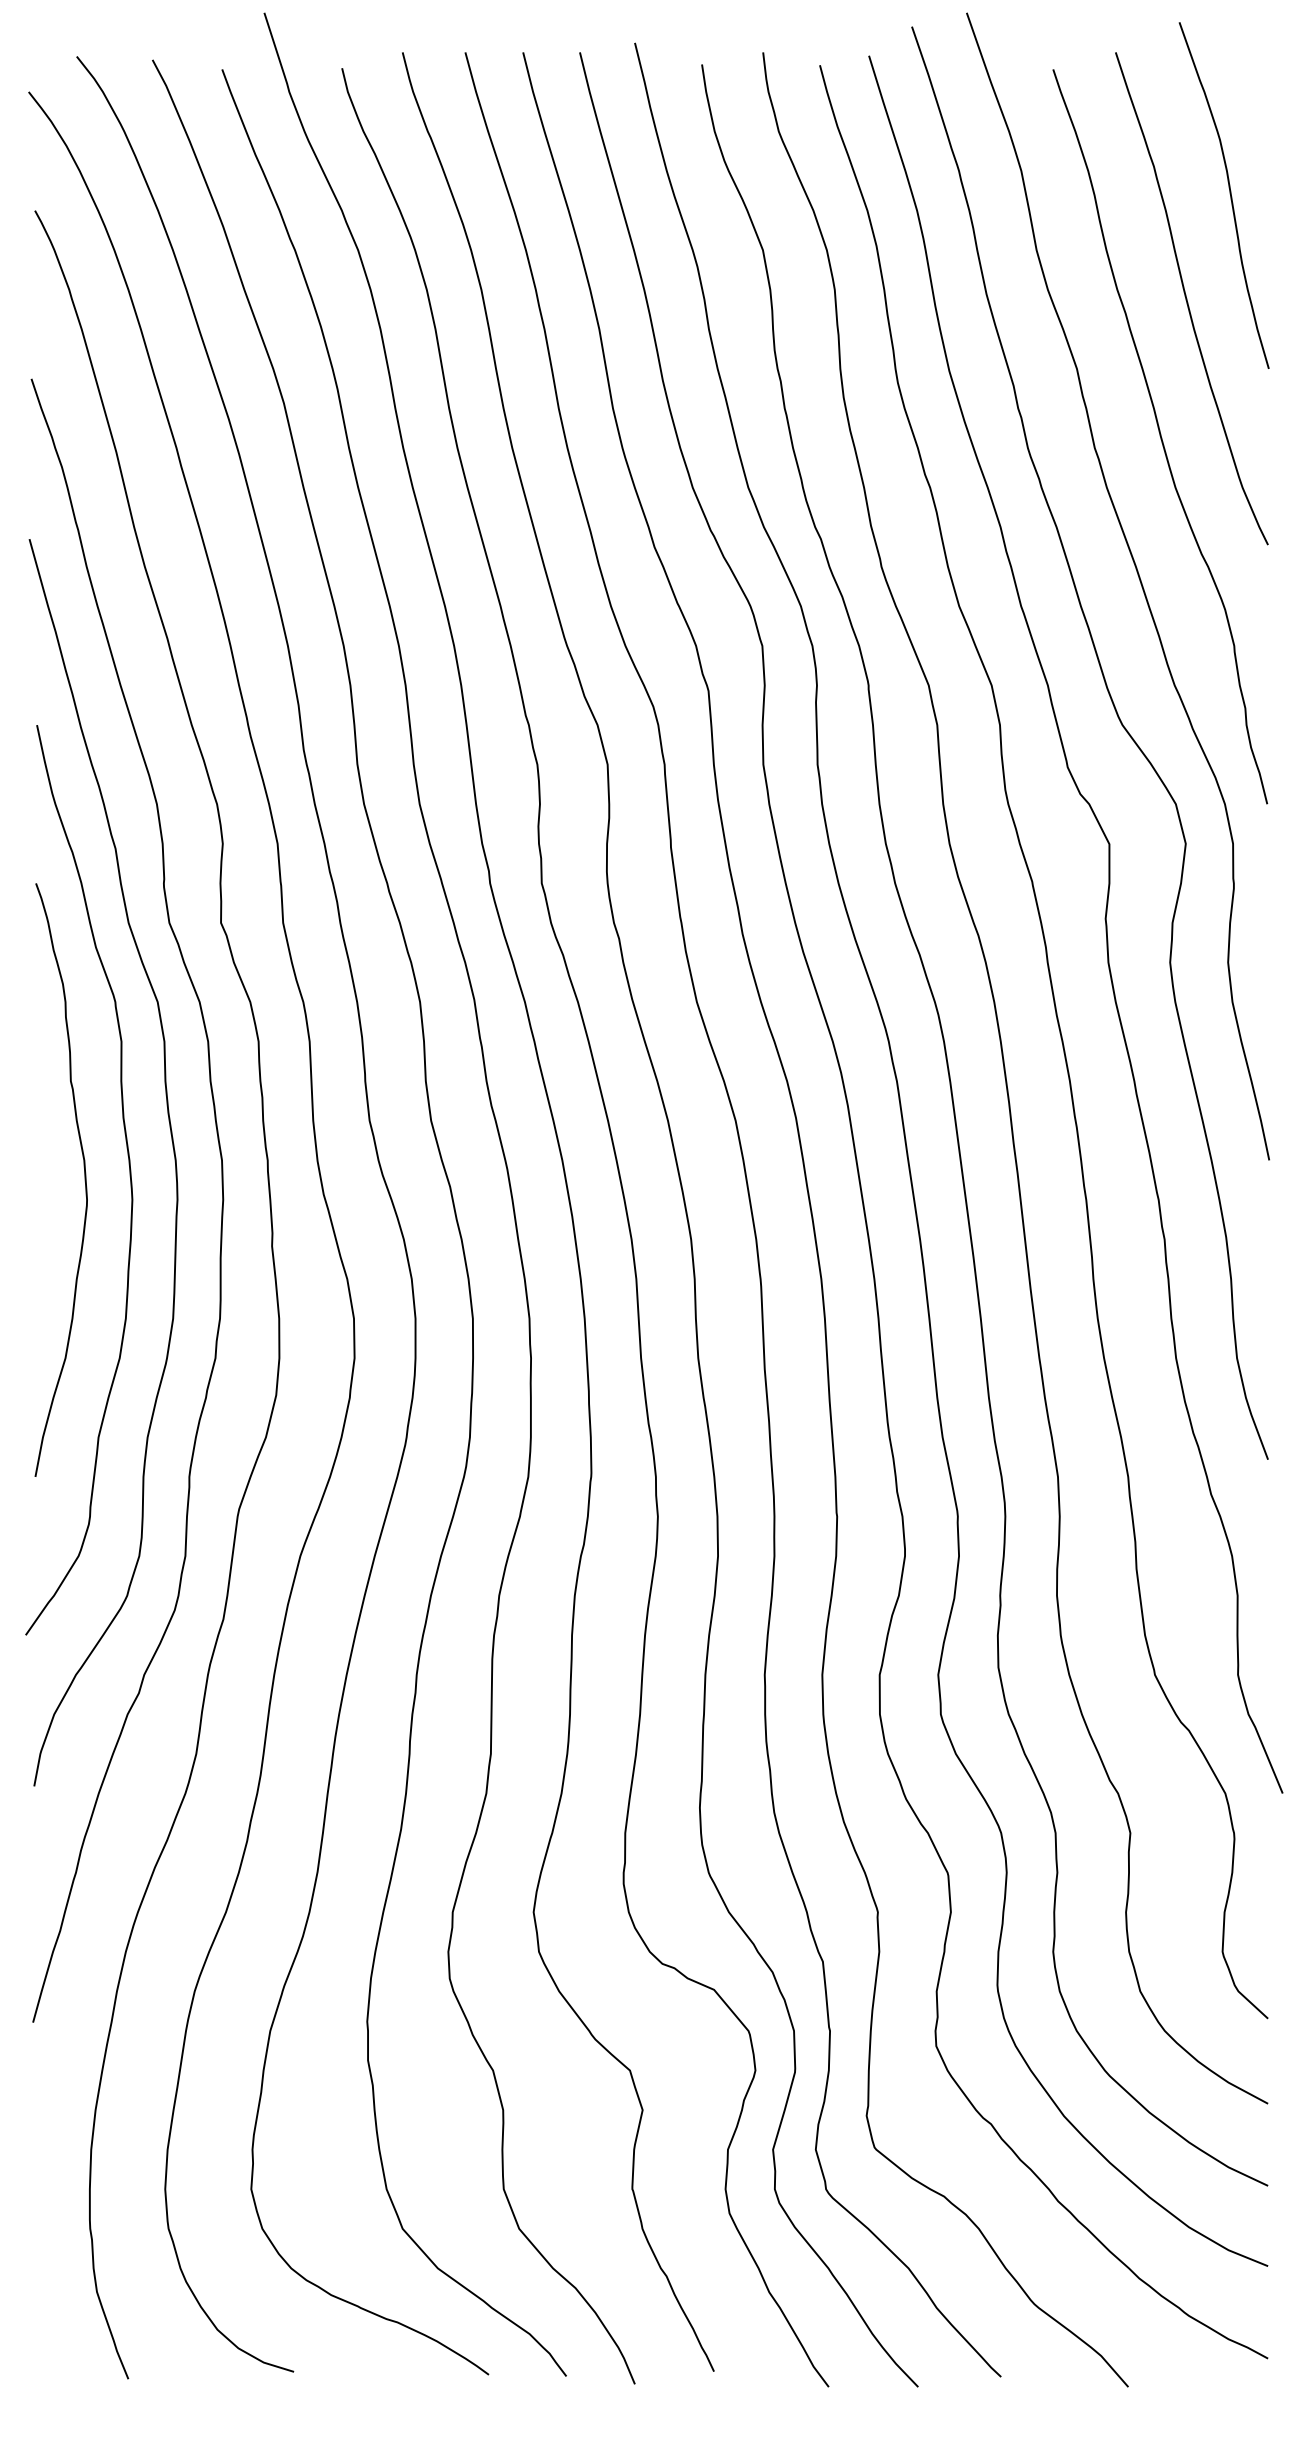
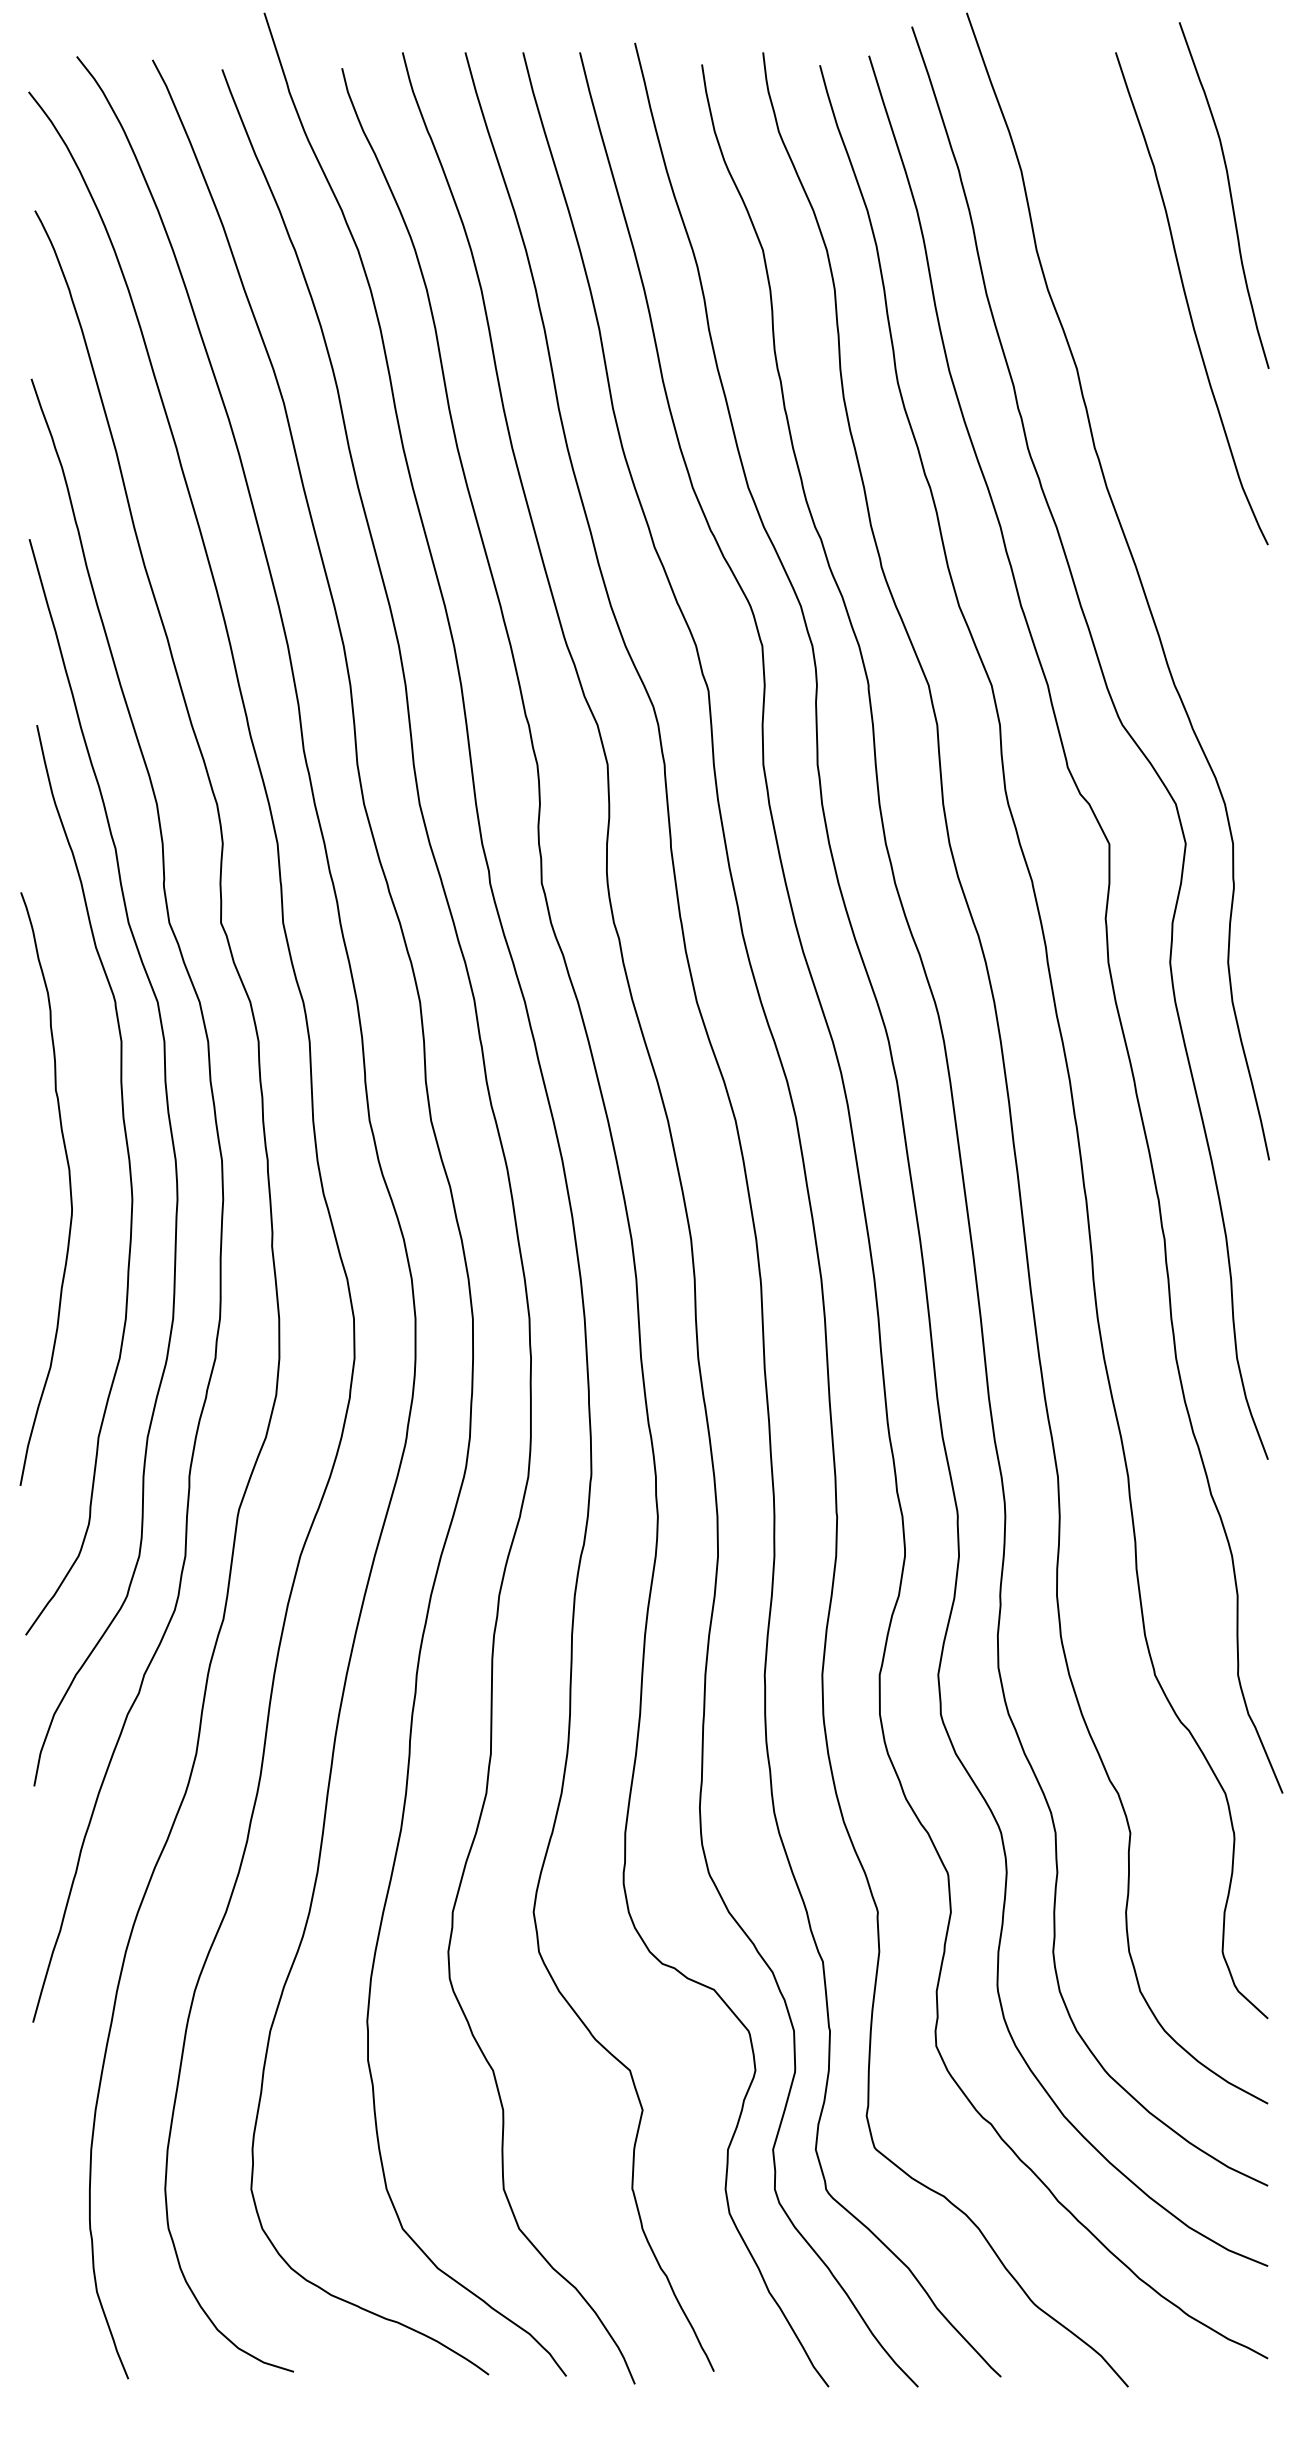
curve: present -> none (1160, 436)
curve position: (84, 1179) -> (69, 1188) (69, 1188)
